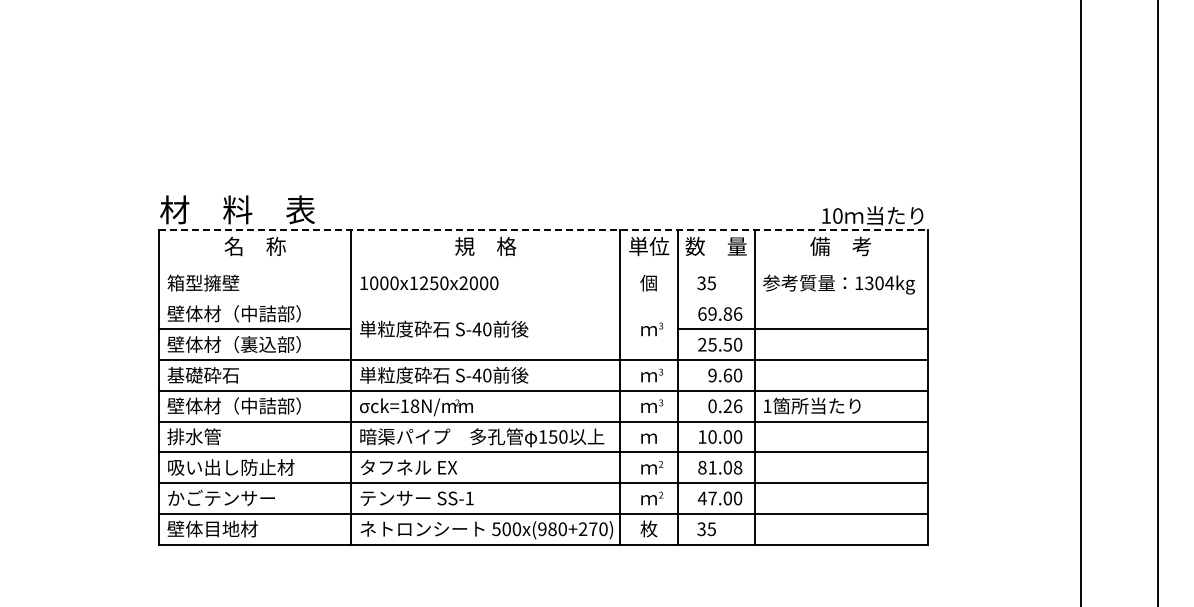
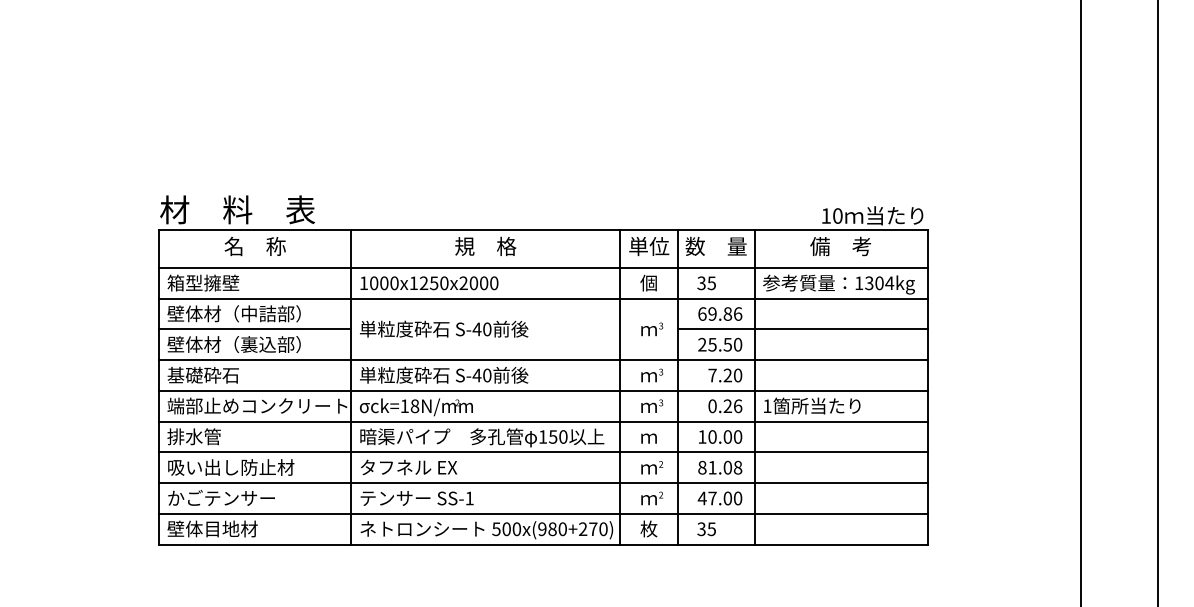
line: dashed -> solid (543, 229)
line: none -> present (543, 267)
line: none -> present (543, 298)
text: 9.60 -> 7.20 (720, 375)
text: 壁体材（中詰部） -> 端部止めコンクリート (257, 405)
